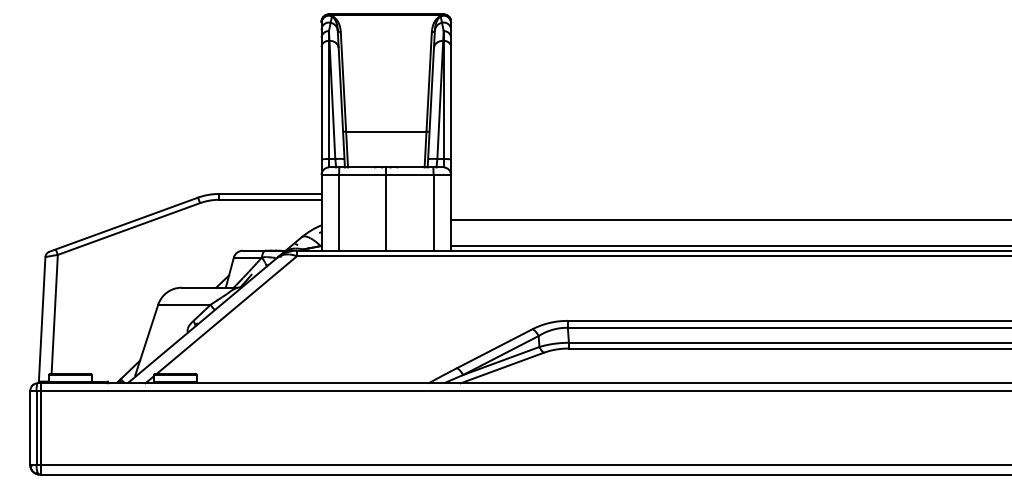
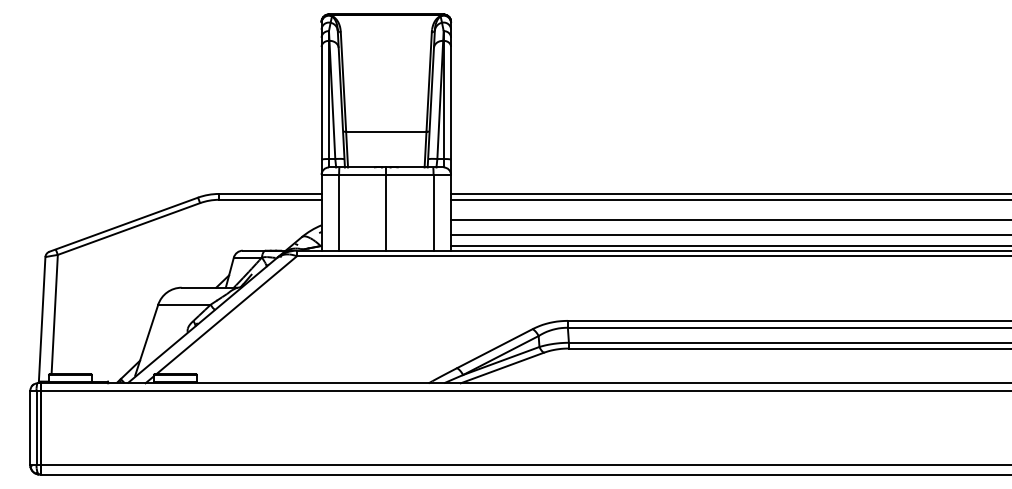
line: none -> present (729, 194)
line: none -> present (729, 199)
line: none -> present (729, 235)
